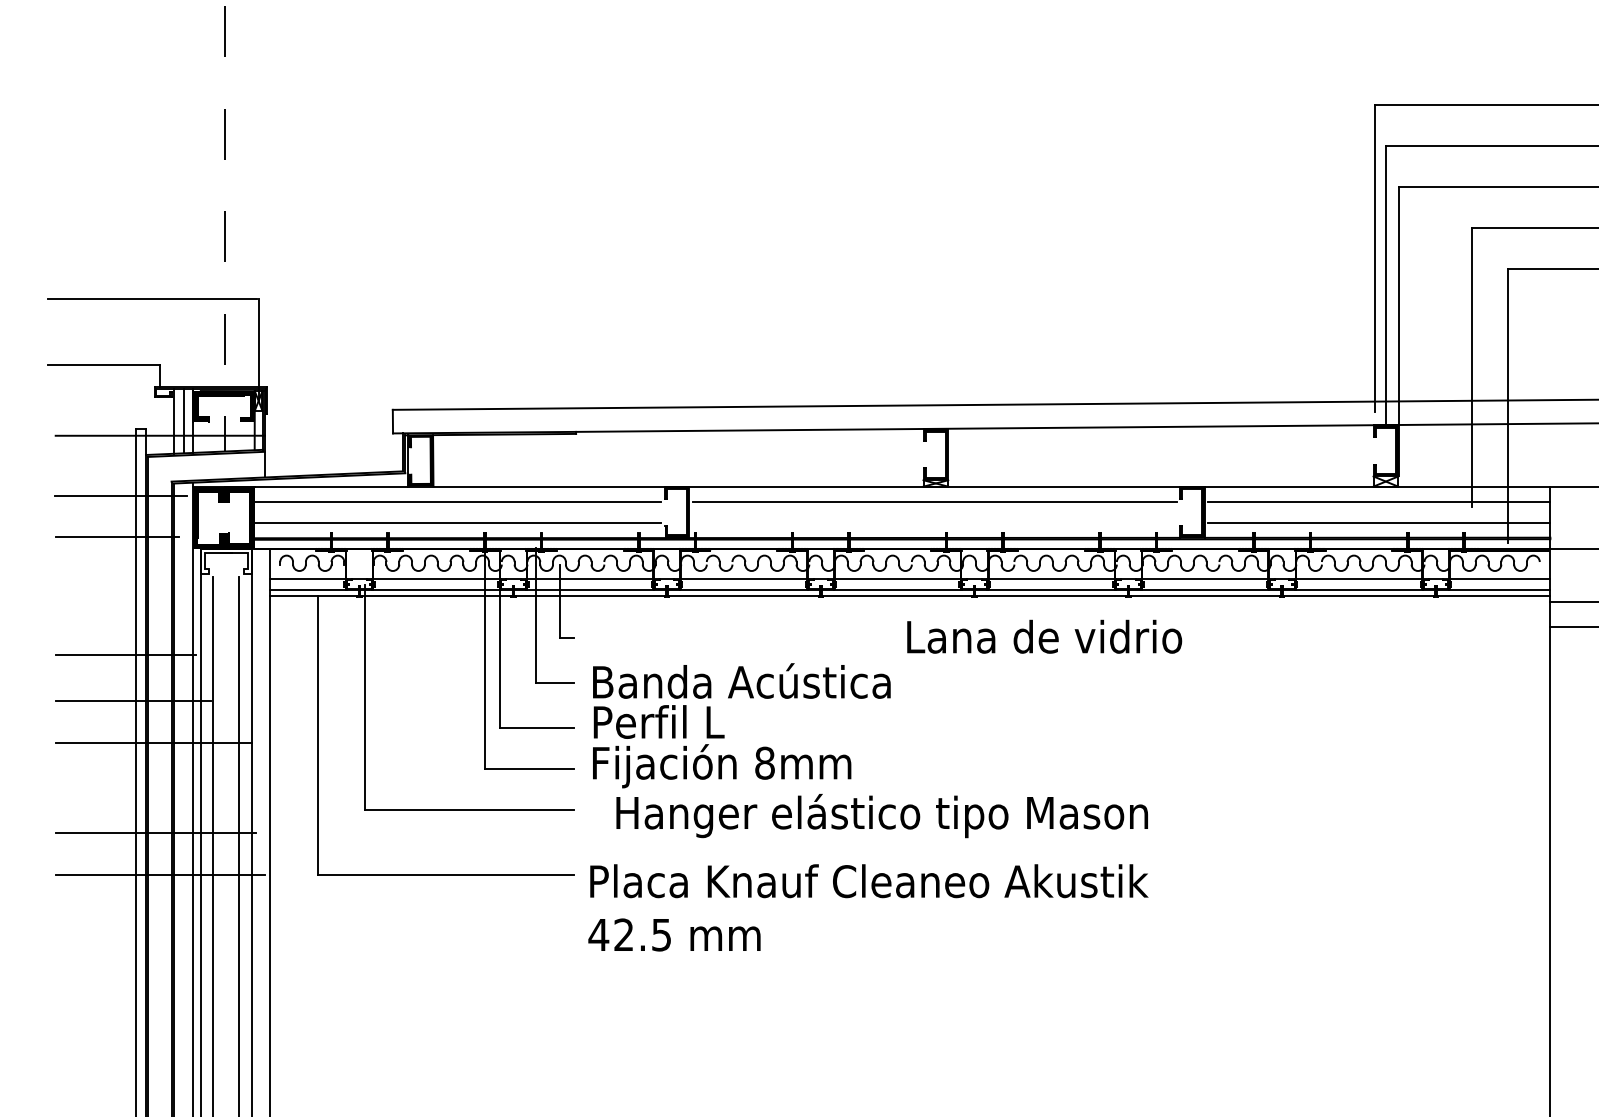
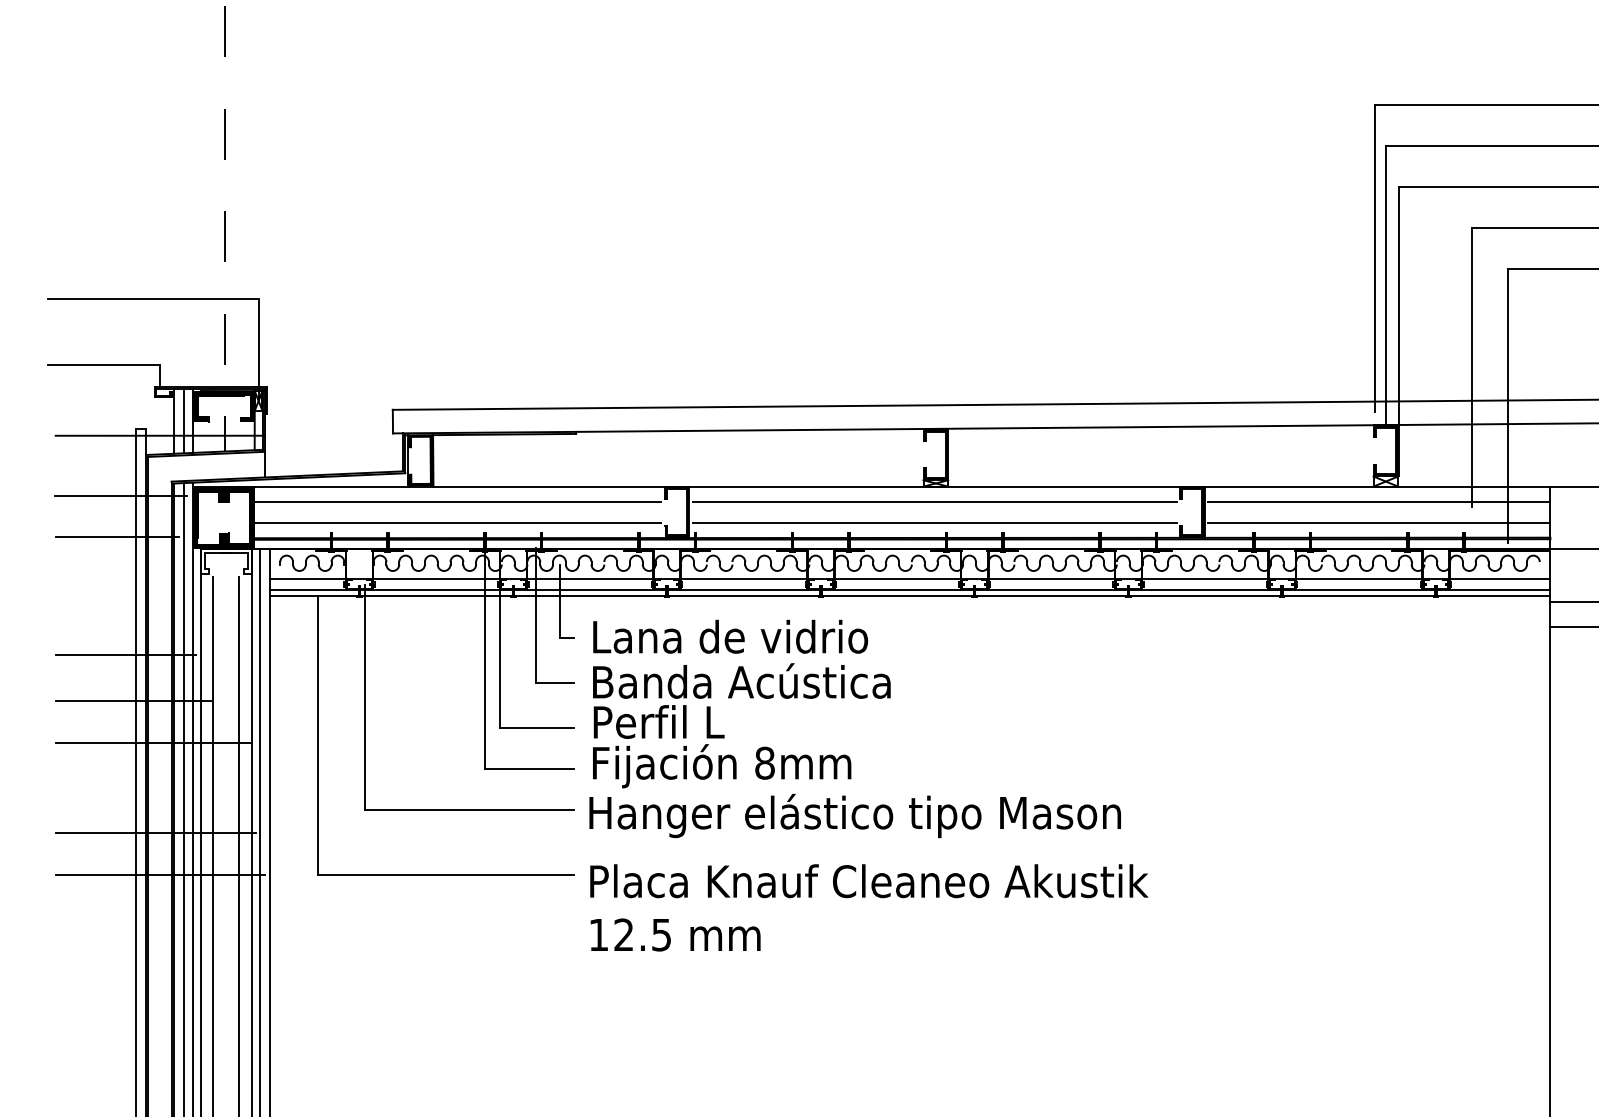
line: none -> present (934, 522)
text position: (1044, 636) -> (730, 636) (730, 636)
line: none -> present (183, 798)
text position: (881, 816) -> (854, 816) (854, 816)
line: none -> present (259, 830)
text: 42.5 -> 12.5 (598, 934)
